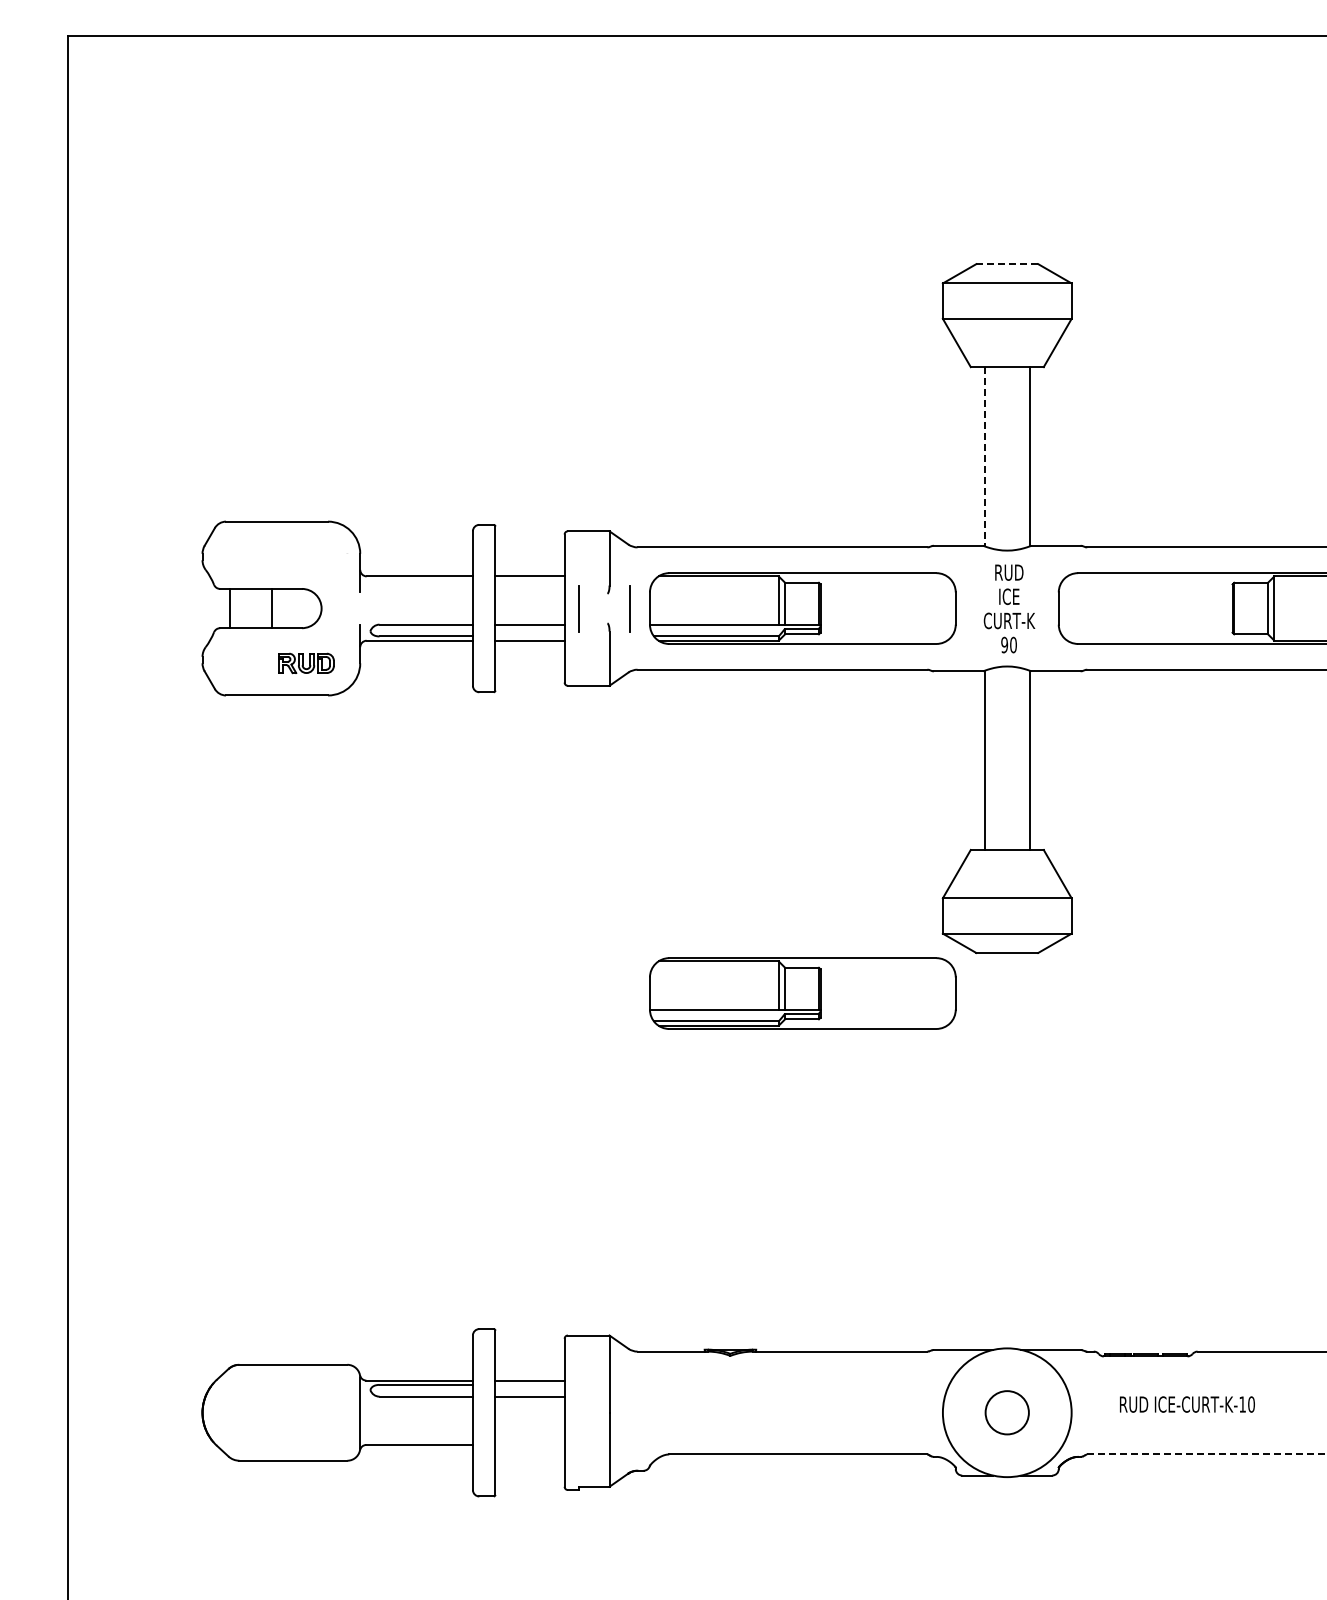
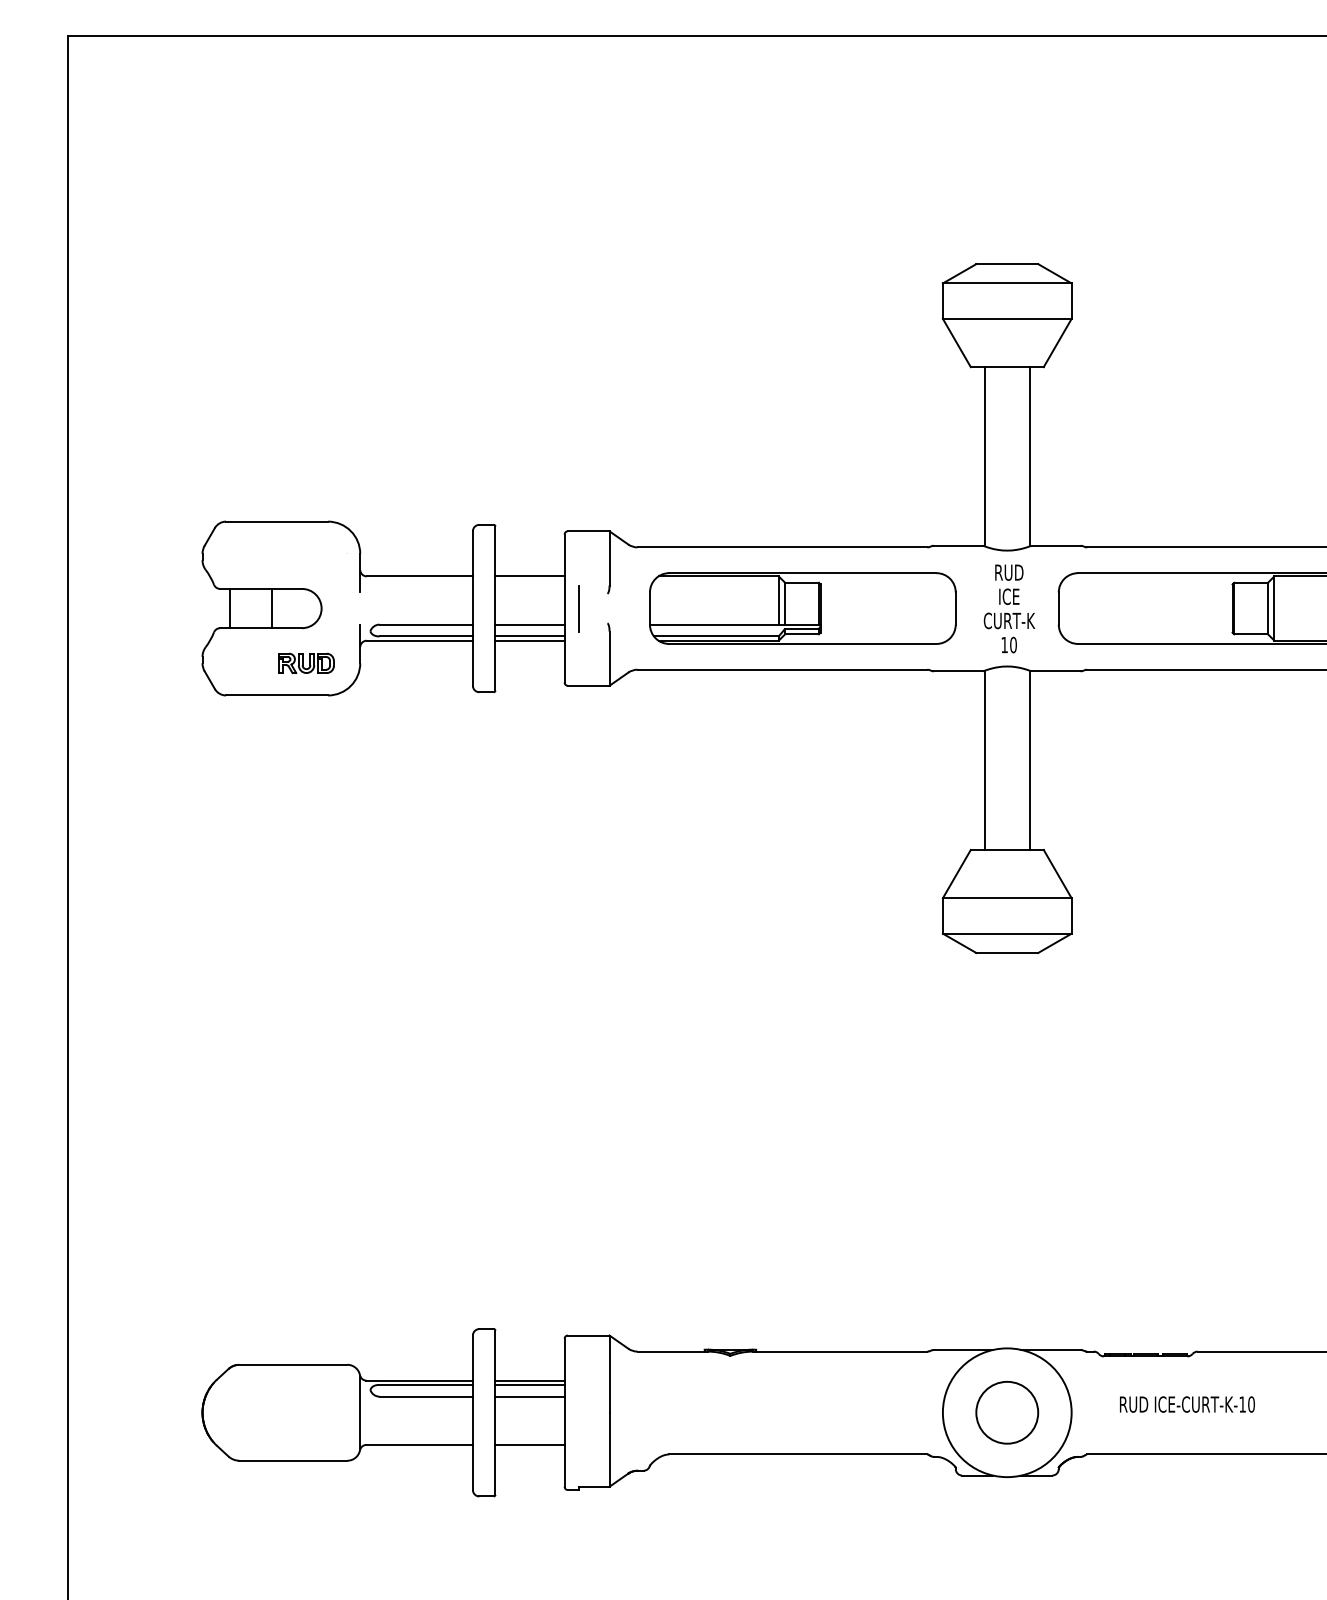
line: dashed -> solid (1007, 264)
line: dashed -> solid (984, 456)
line: present -> none (629, 608)
line: none -> present (529, 636)
text: 90 -> 10 (1004, 644)
part: present -> none (802, 993)
line: none -> present (529, 1384)
circle diameter: 43 px -> 62 px (1007, 1412)
line: none -> present (529, 1444)
line: dashed -> solid (1206, 1454)
